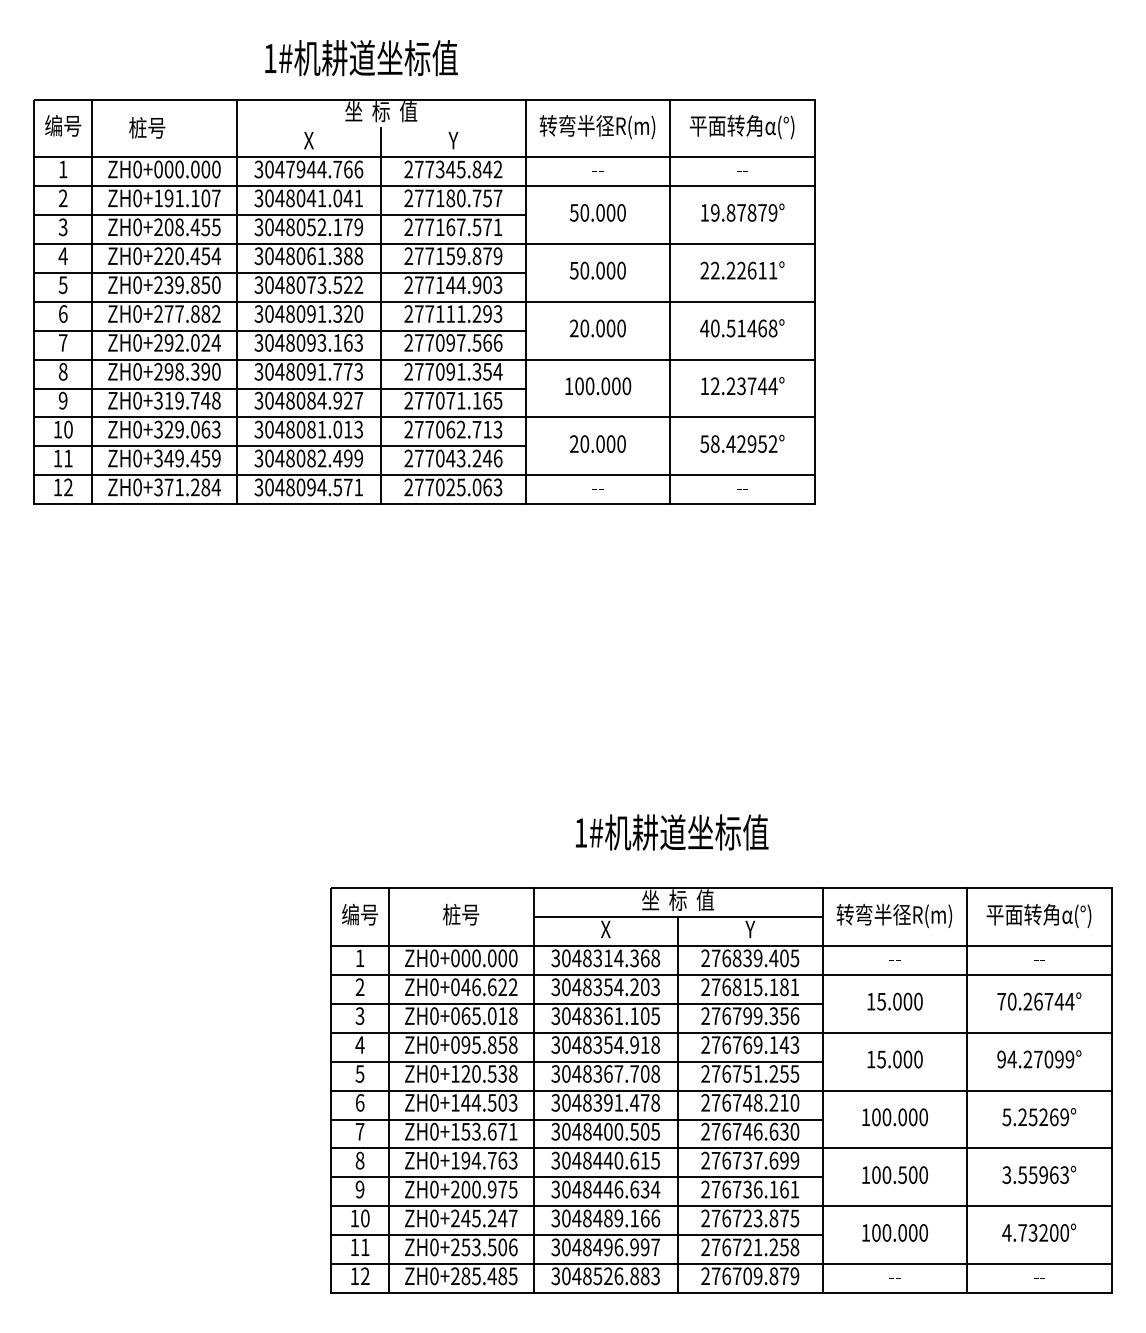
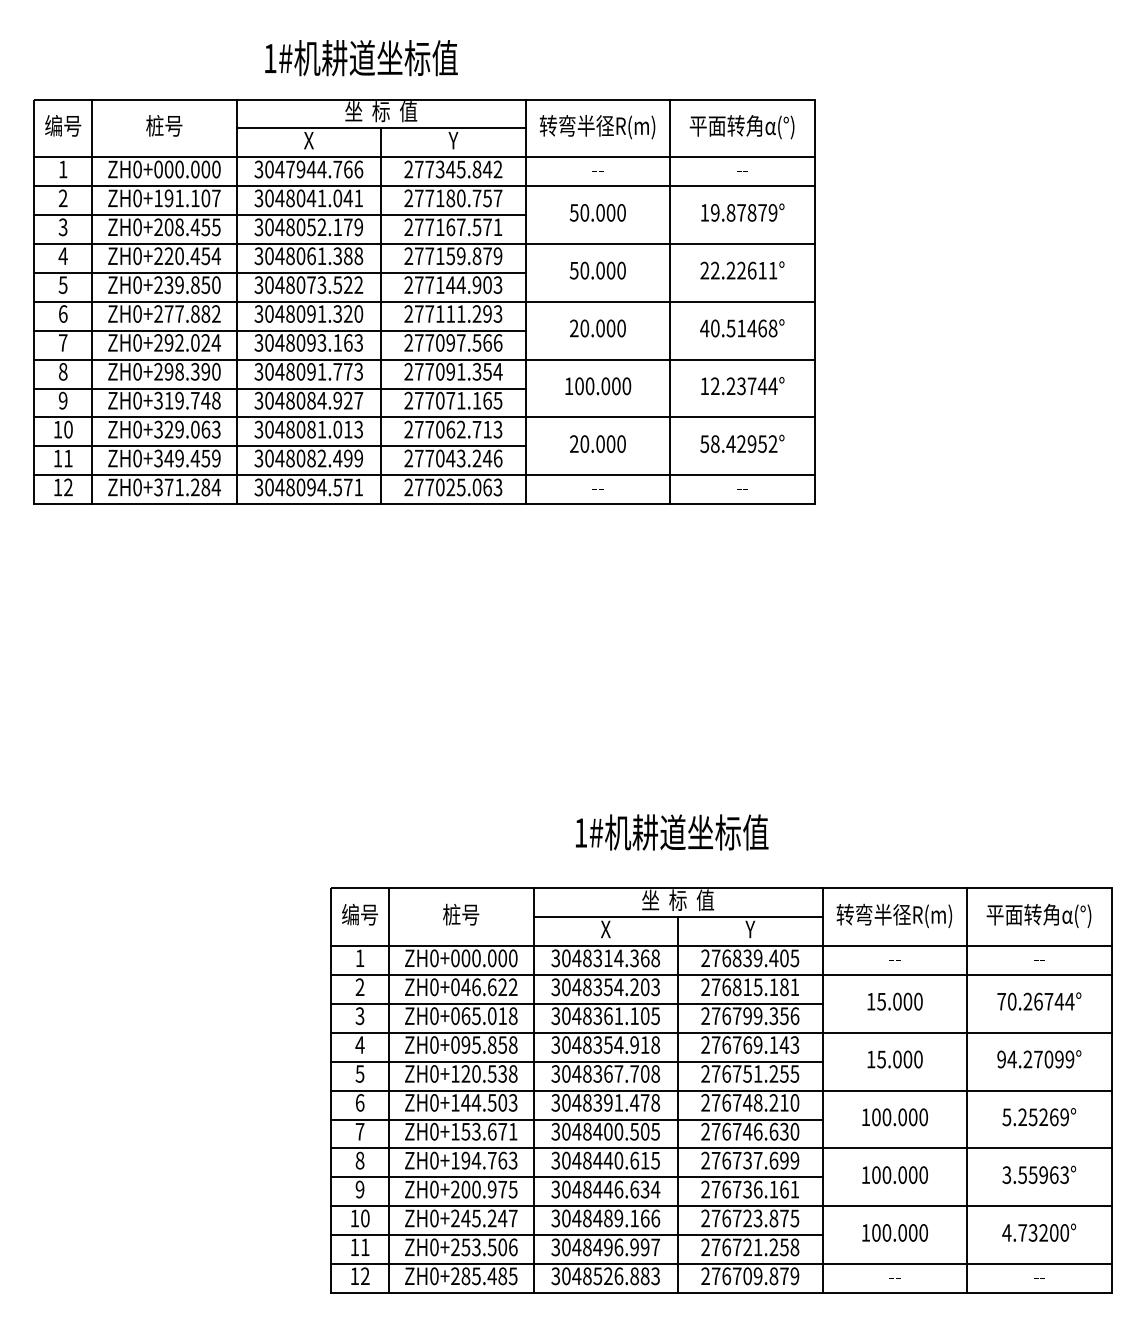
text position: (147, 127) -> (164, 125) (164, 125)
line: none -> present (380, 128)
text: 100.500 -> 100.000 (902, 1174)
